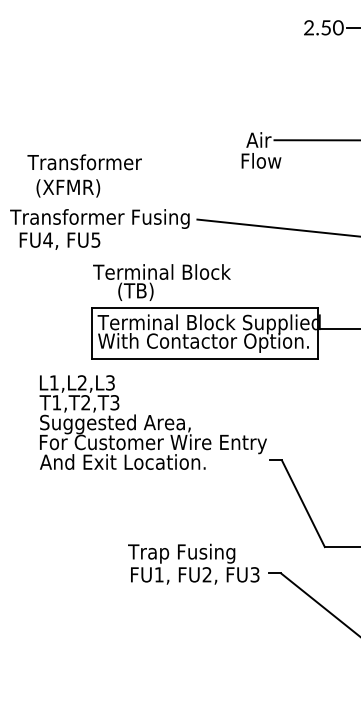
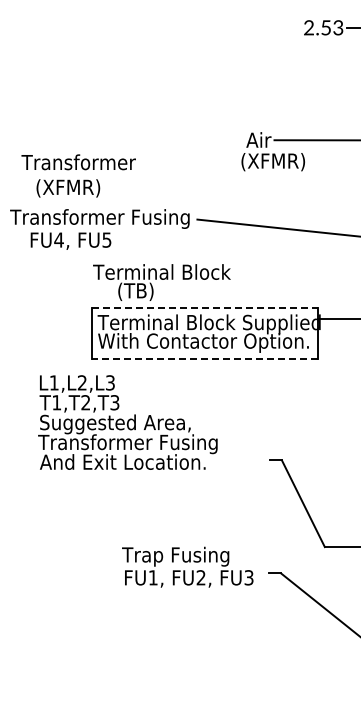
text: 2.50 -> 2.53 (338, 27)
text position: (84, 162) -> (78, 162) (78, 162)
text: Flow -> (XFMR) (273, 162)
text position: (59, 240) -> (70, 240) (70, 240)
line: solid -> dashed (205, 308)
line position: (337, 329) -> (337, 319) (337, 319)
line: solid -> dashed (204, 358)
text: For Customer Wire Entry -> Transformer Fusing (152, 444)
text position: (193, 563) -> (187, 566) (187, 566)
